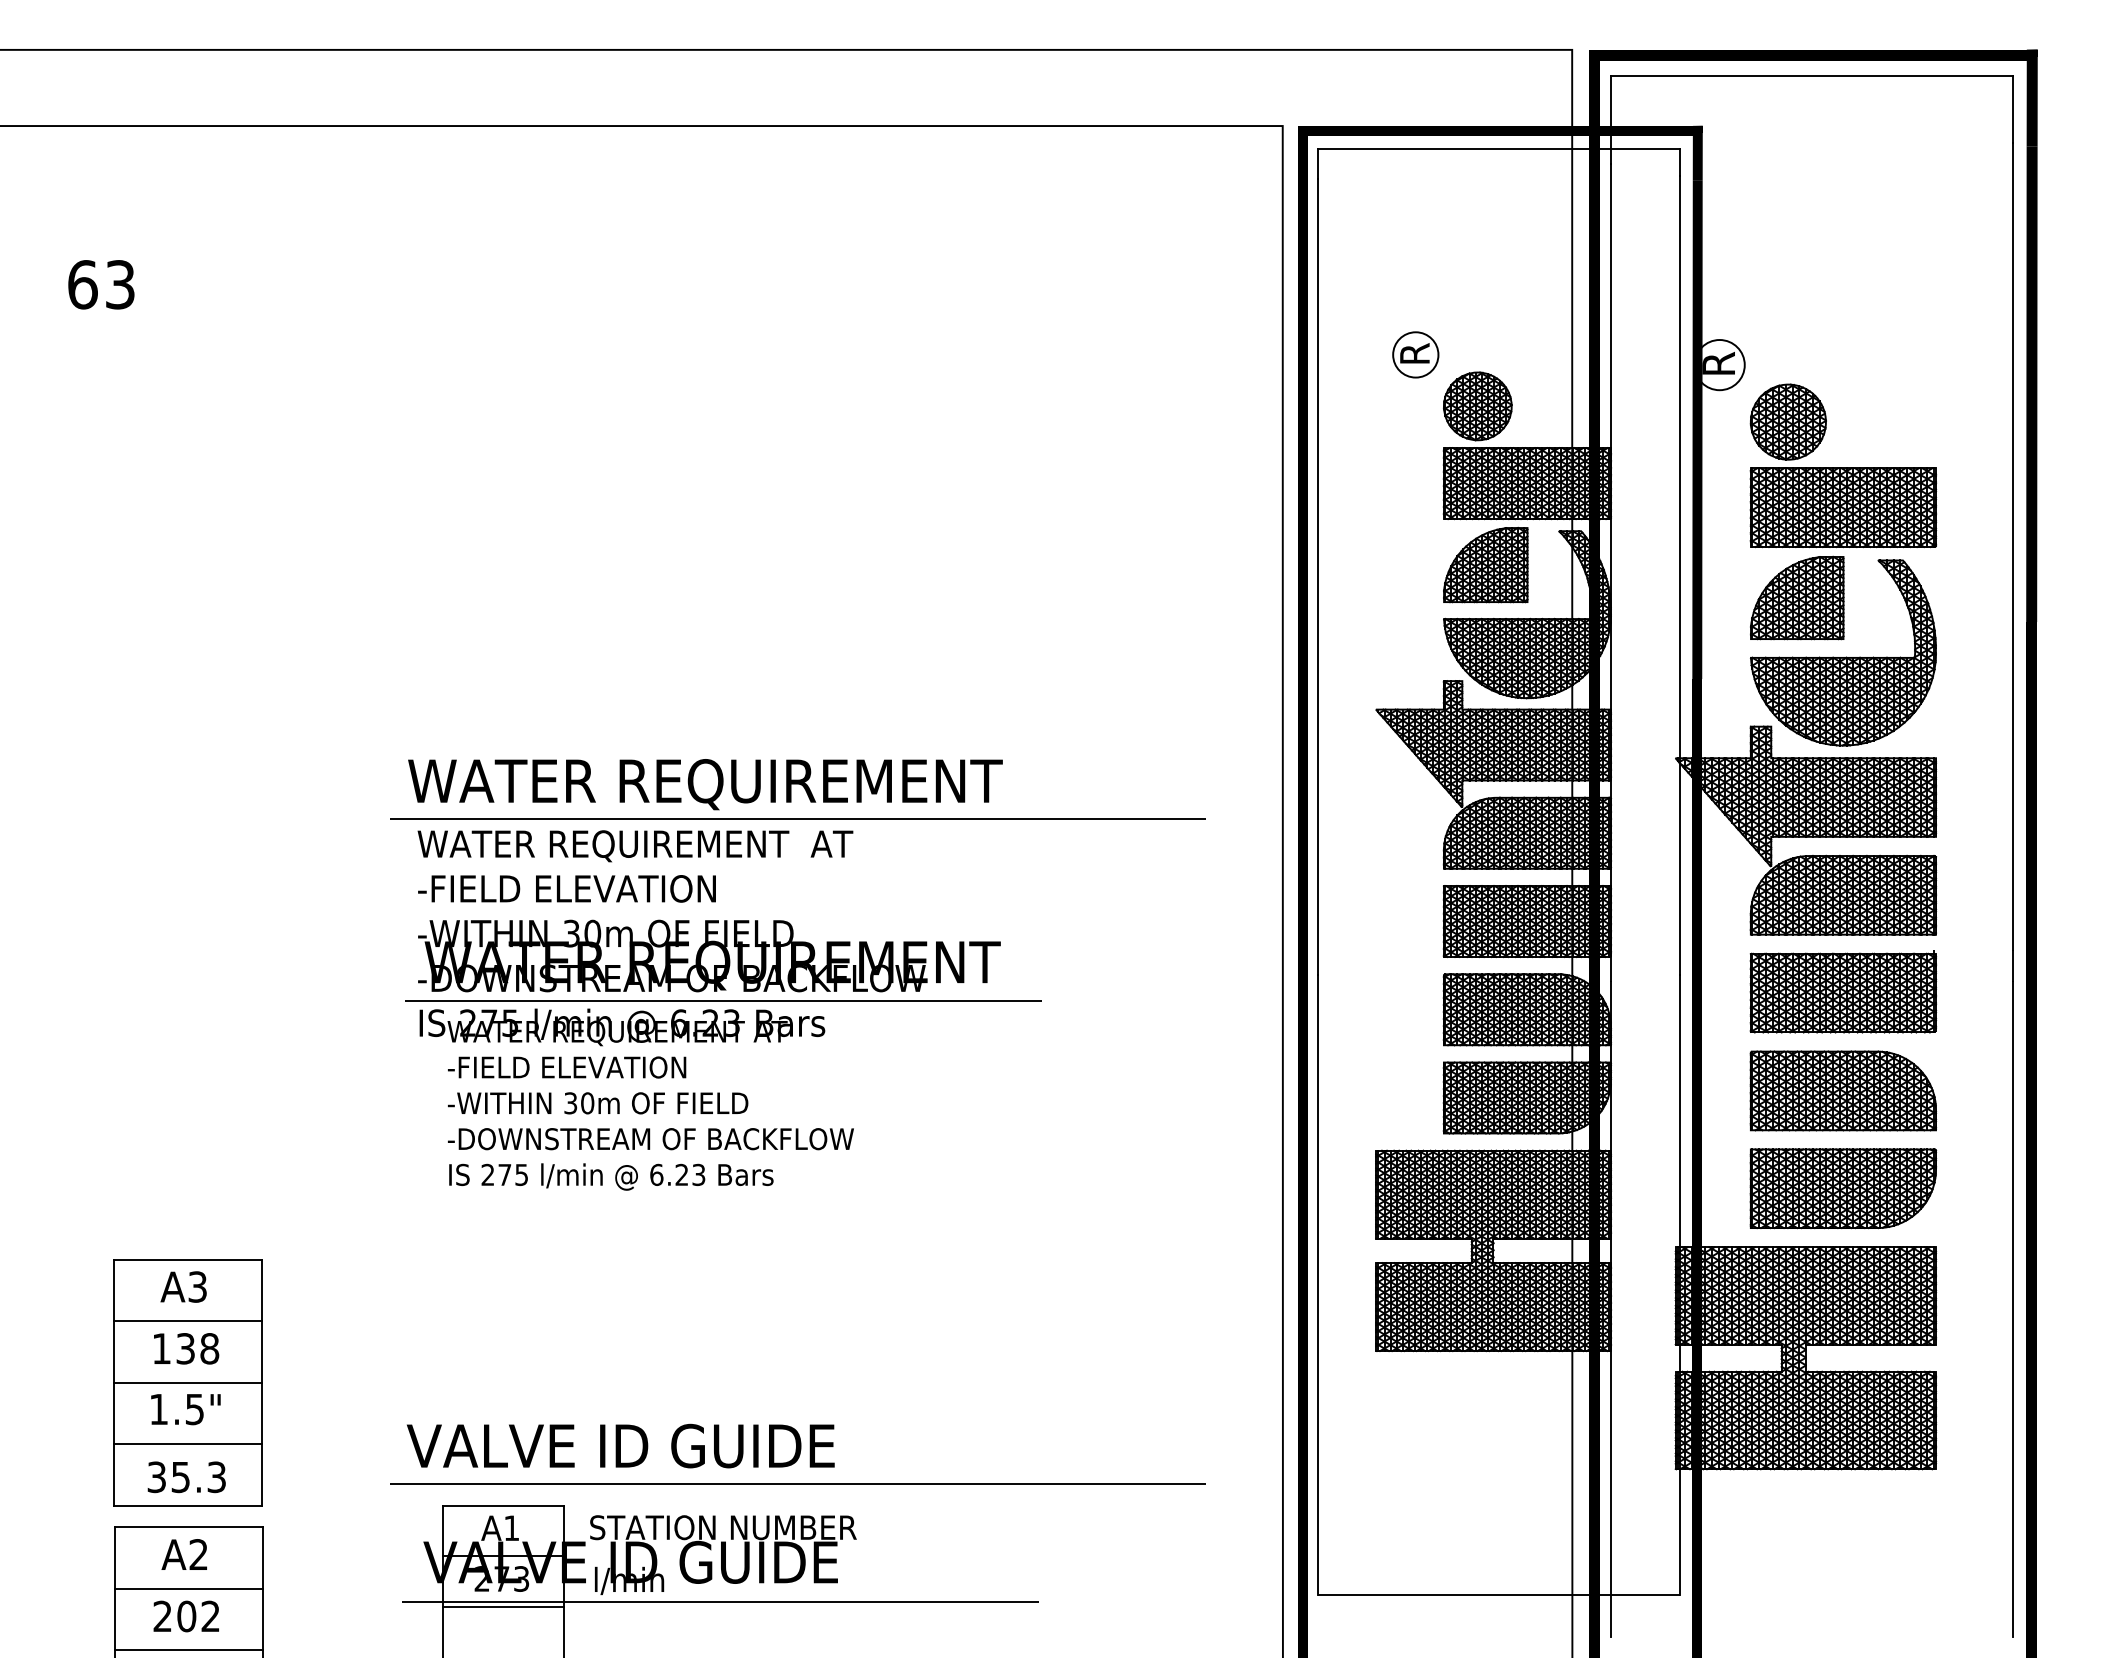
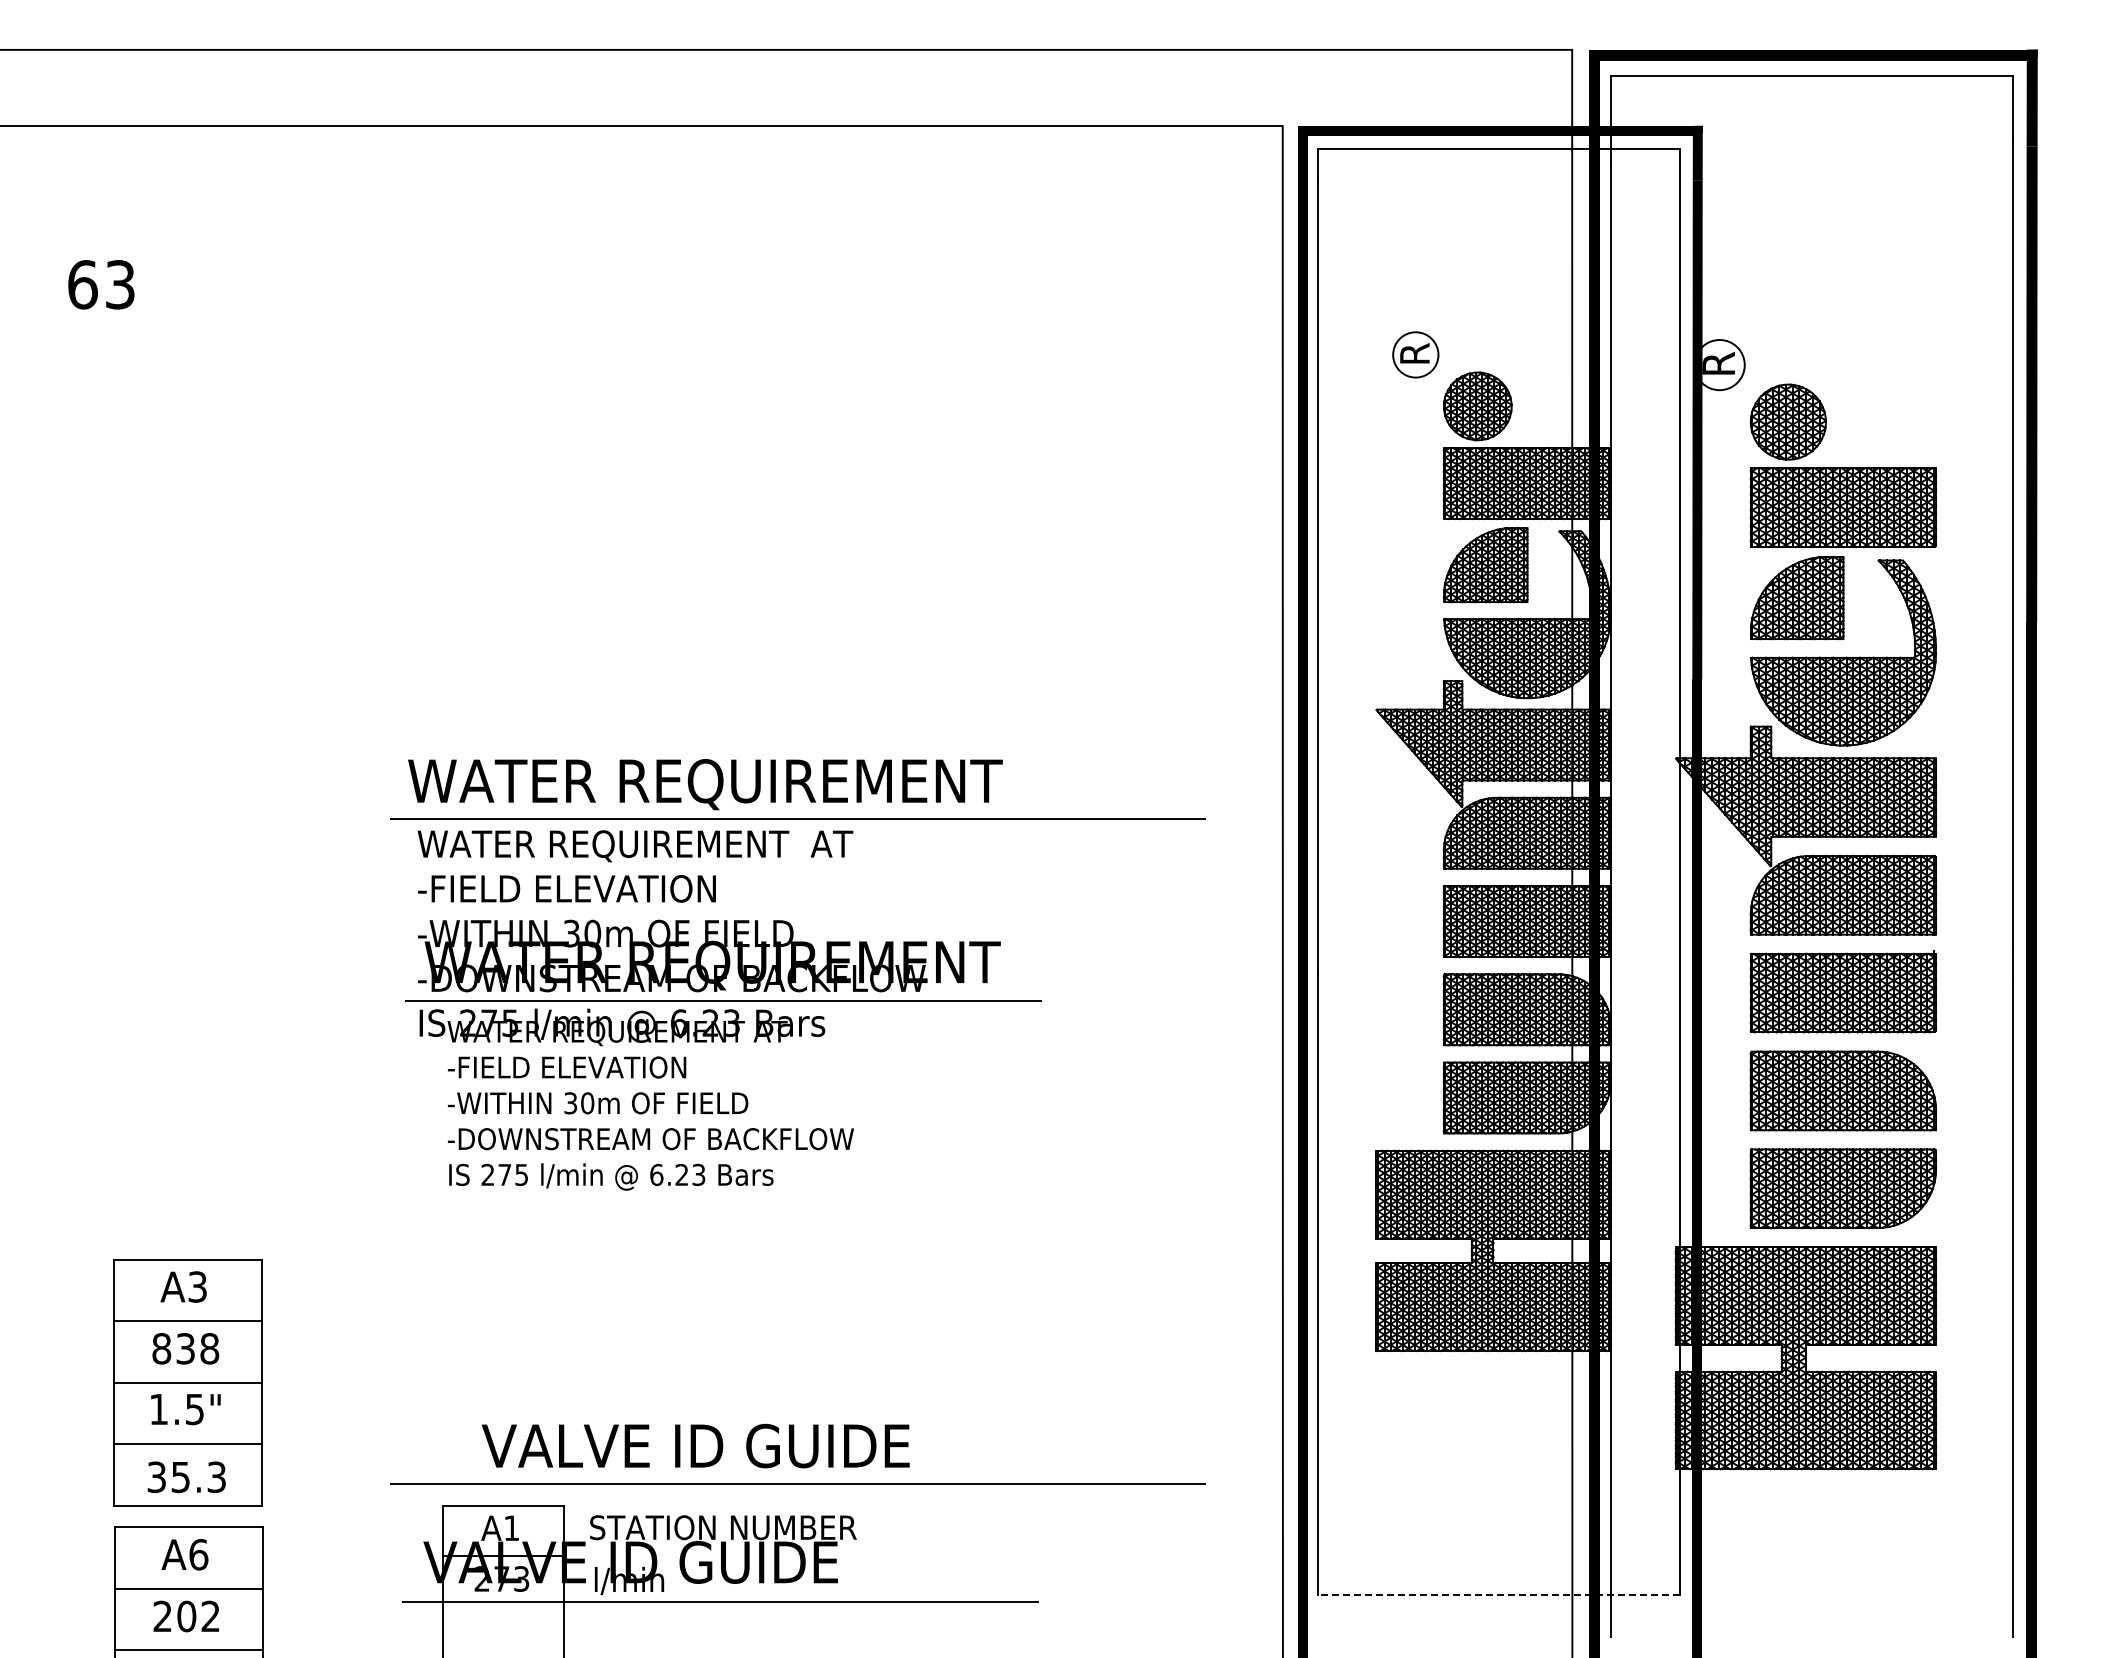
text: 138 -> 838 (161, 1348)
text position: (620, 1445) -> (695, 1445) (695, 1445)
text: A2 -> A6 (198, 1554)
line: solid -> dashed (1498, 1594)
line: present -> none (503, 1606)
